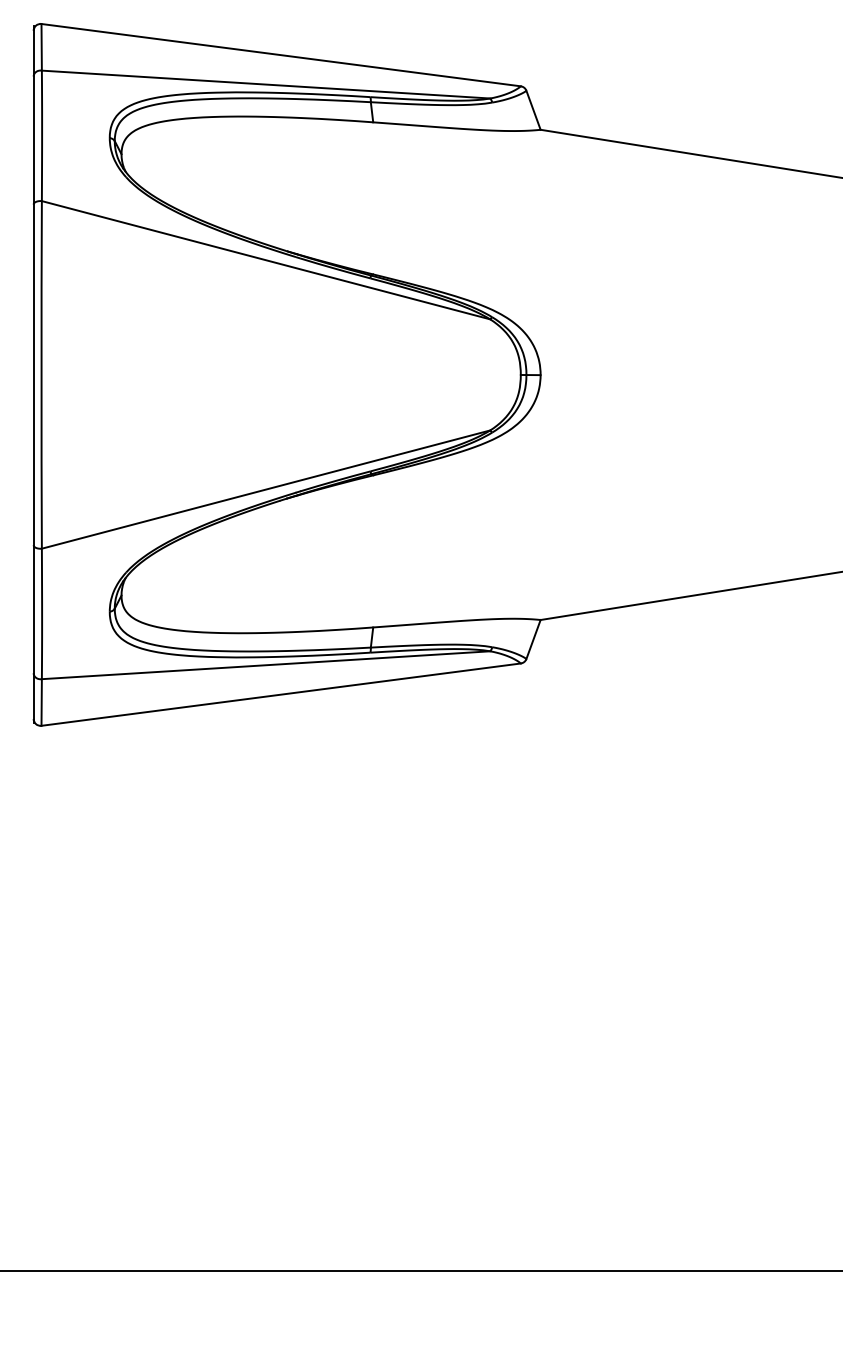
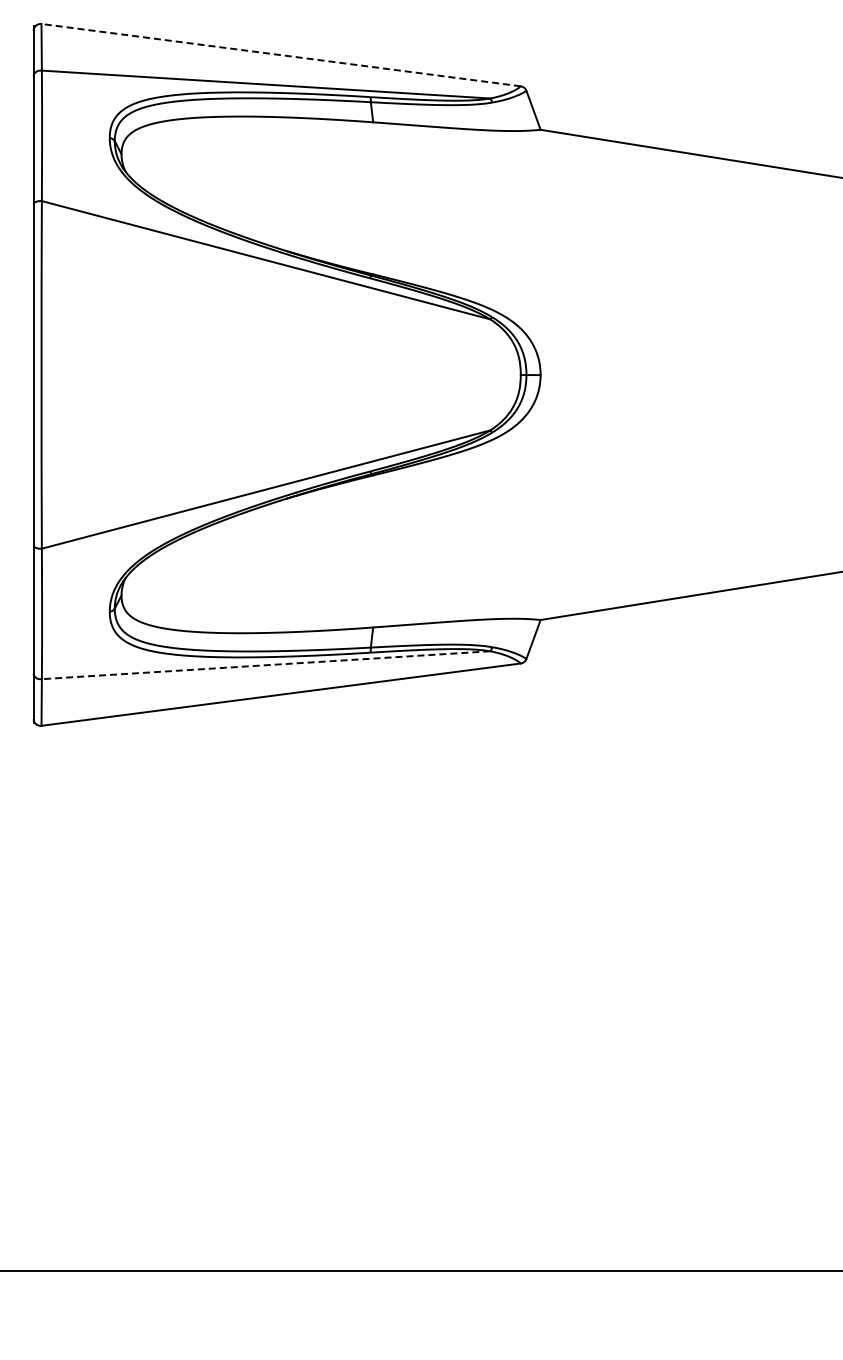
line: solid -> dashed (281, 55)
line: solid -> dashed (266, 665)
